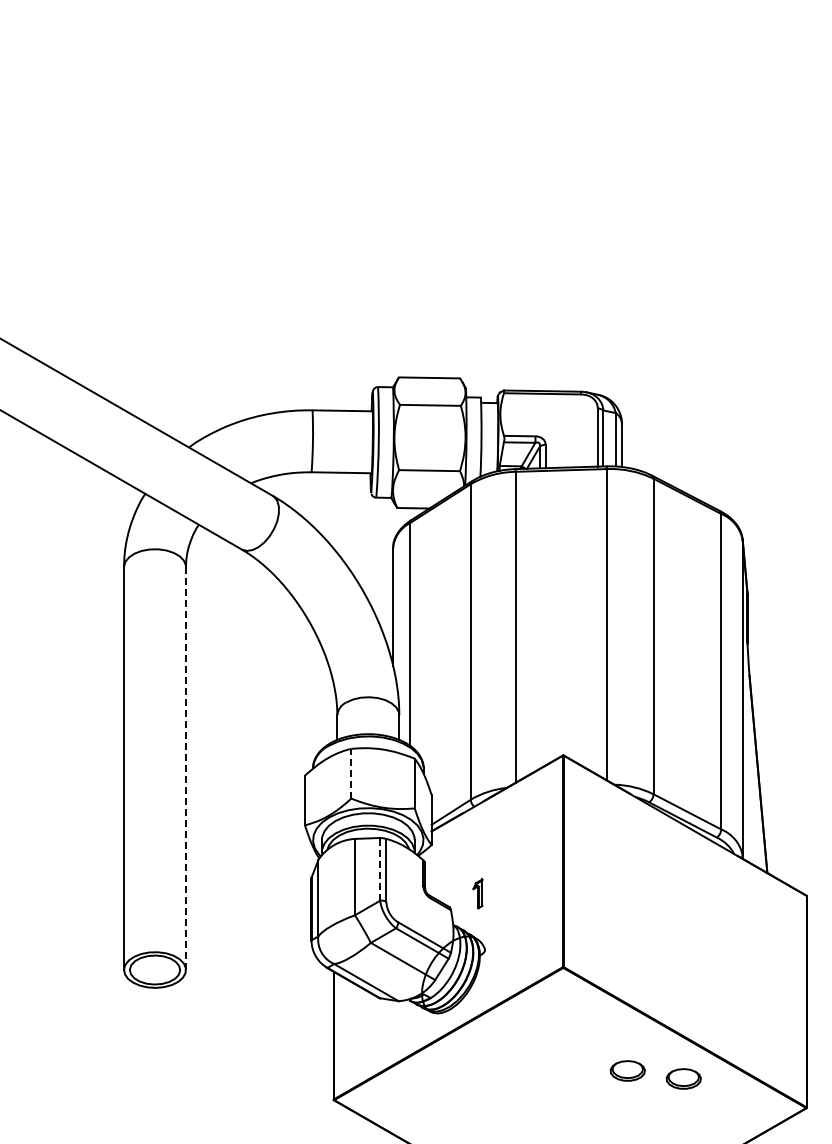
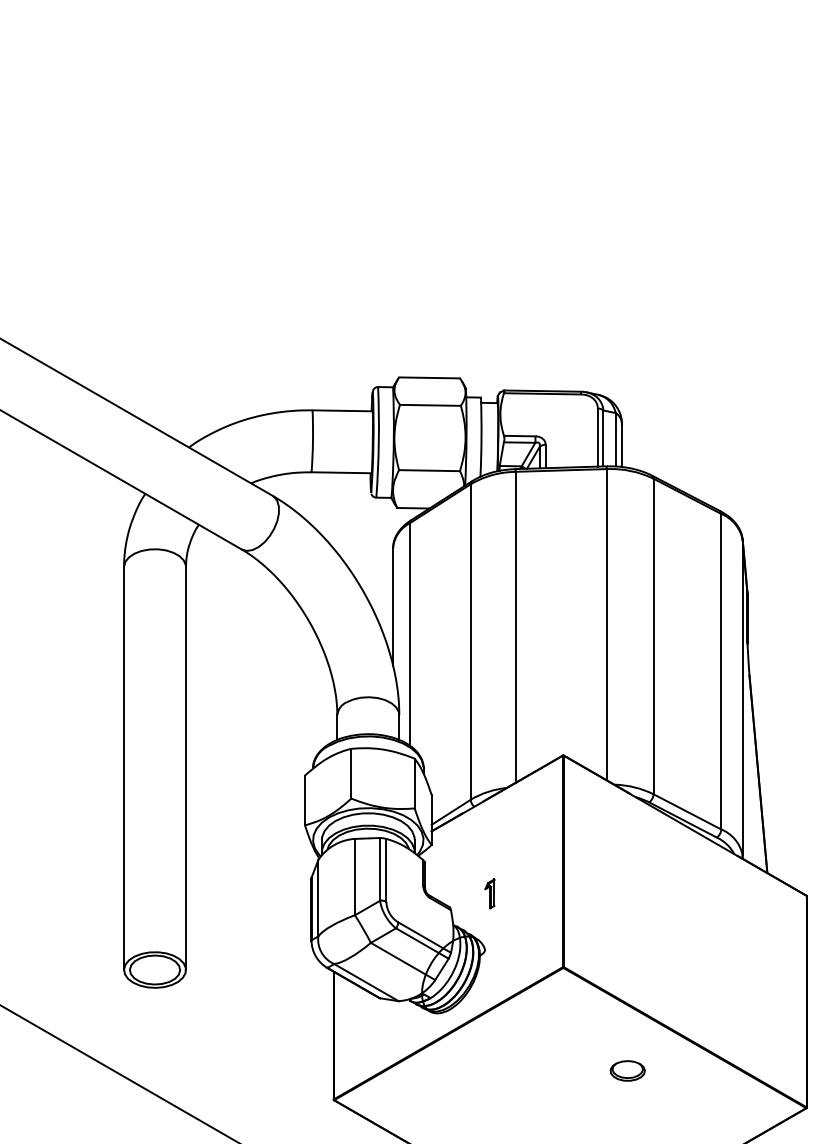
line: dashed -> solid (186, 768)
line: dashed -> solid (351, 773)
line: dashed -> solid (380, 868)
part position: (477, 893) -> (489, 893) (489, 893)
line: none -> present (118, 1073)
part: present -> none (683, 1078)
